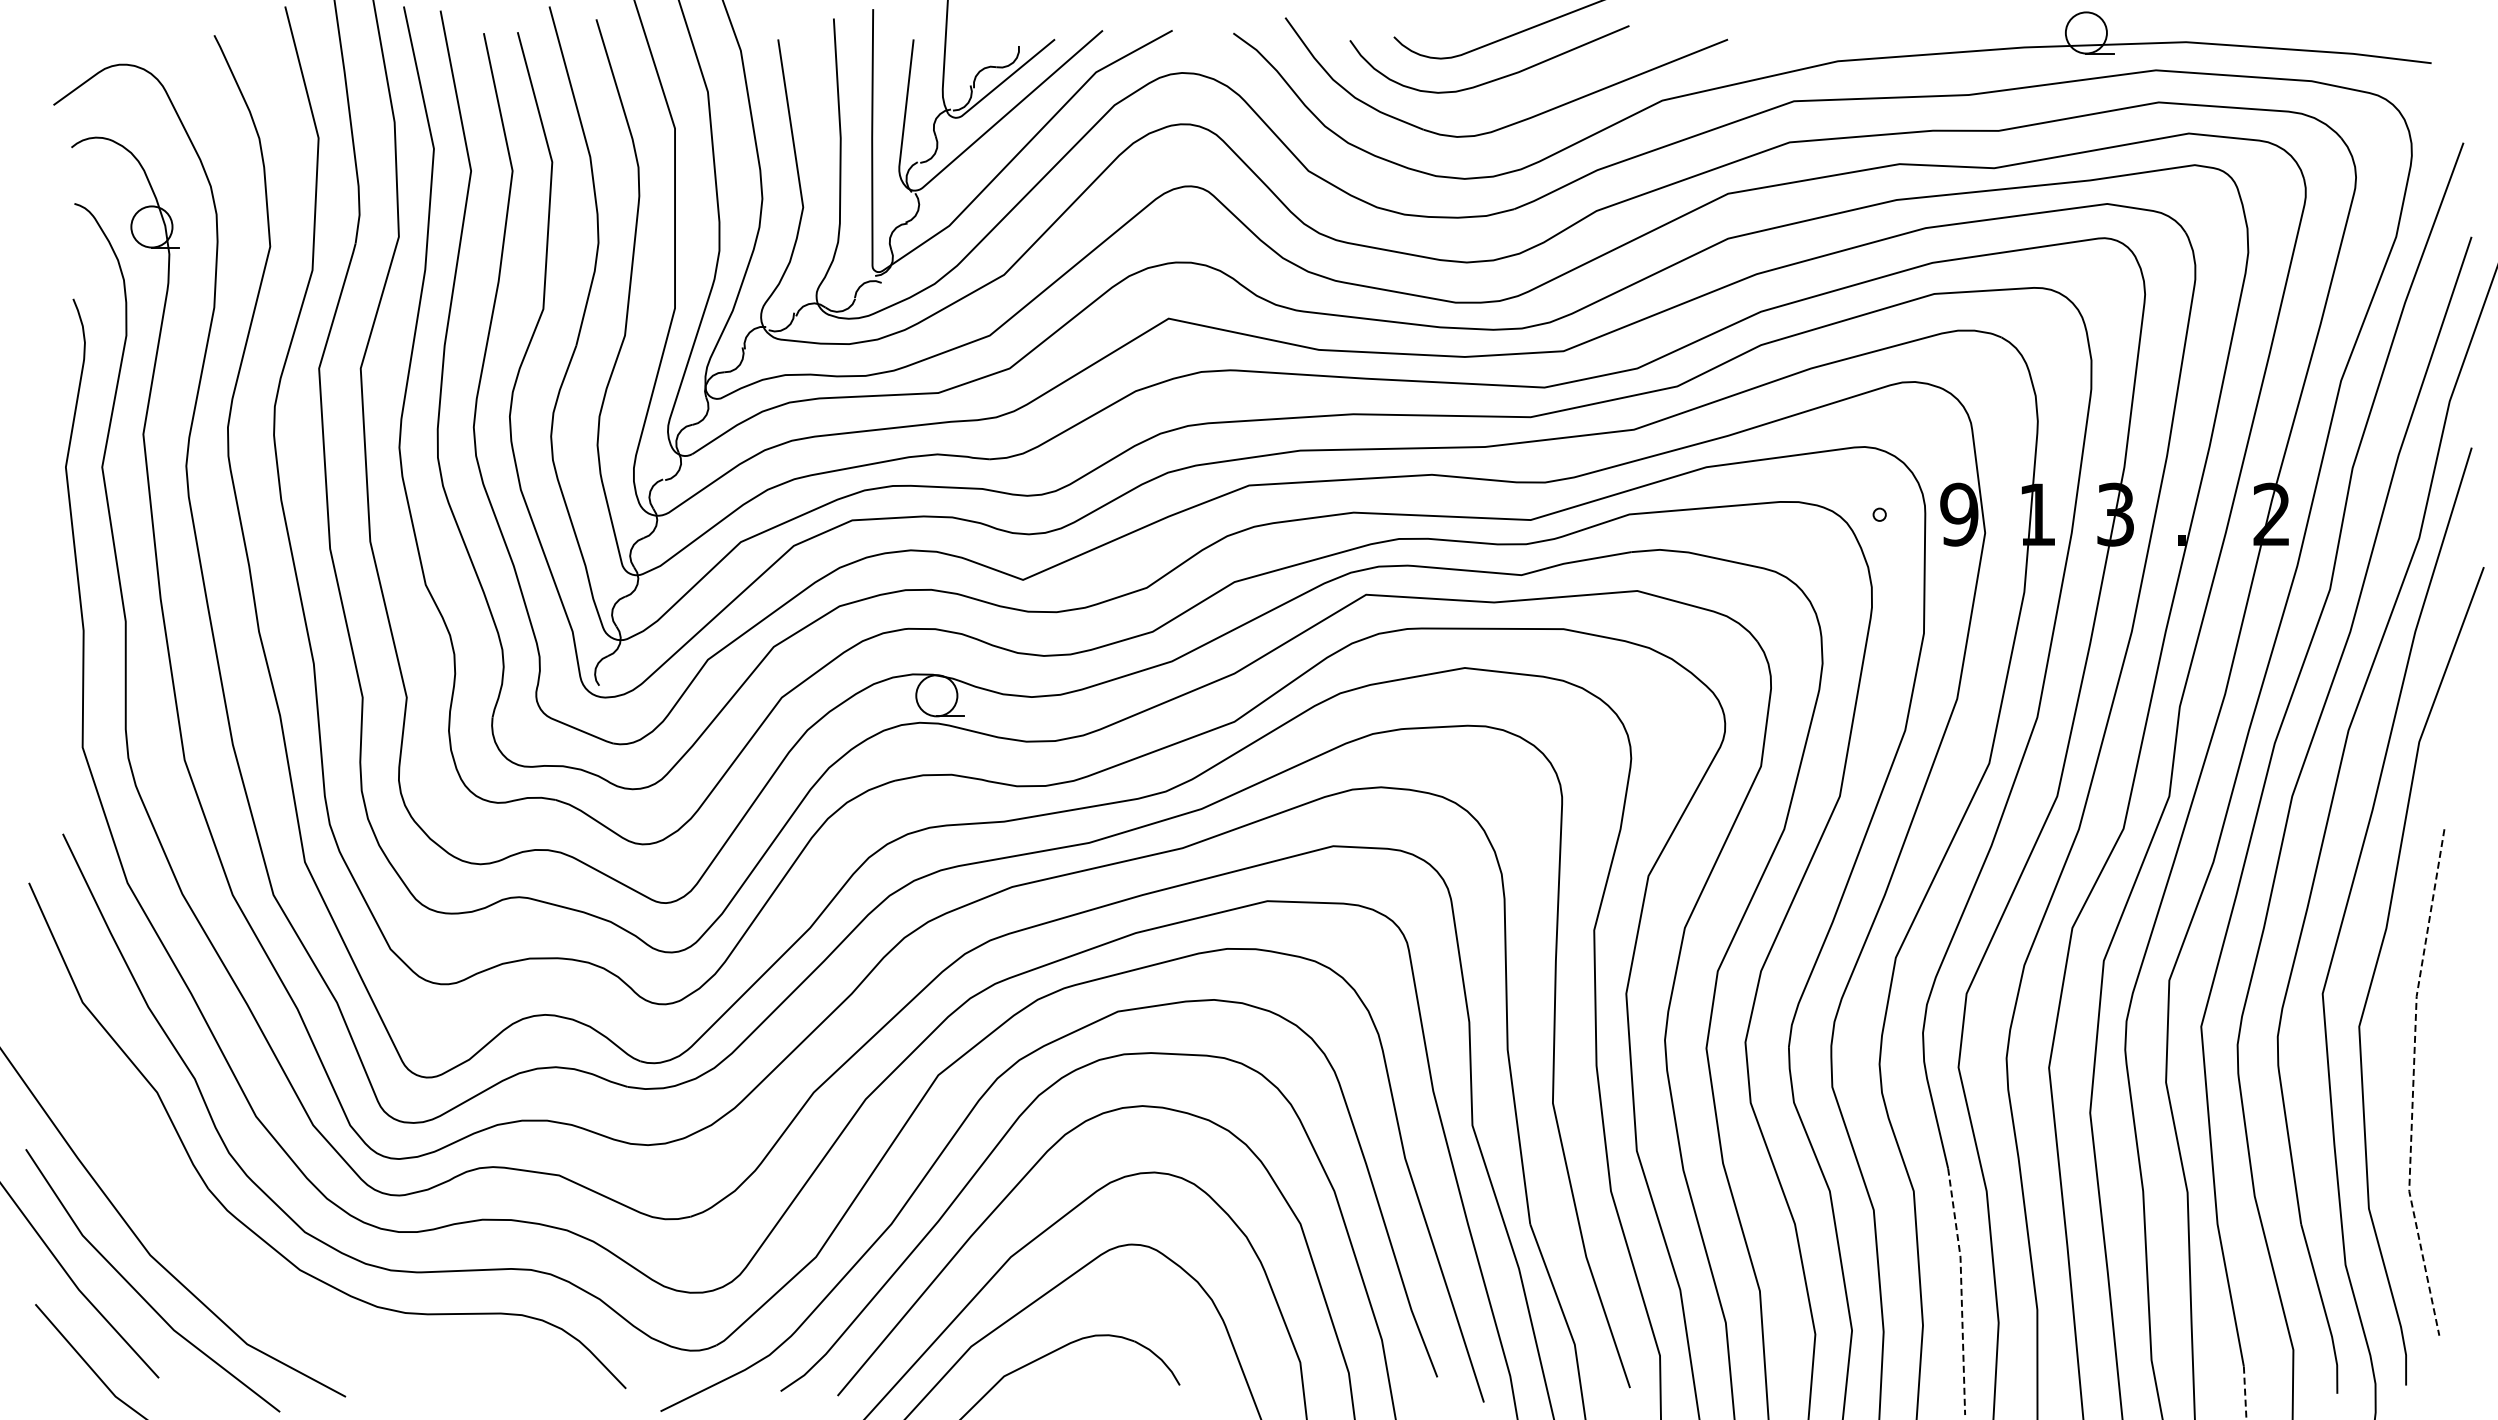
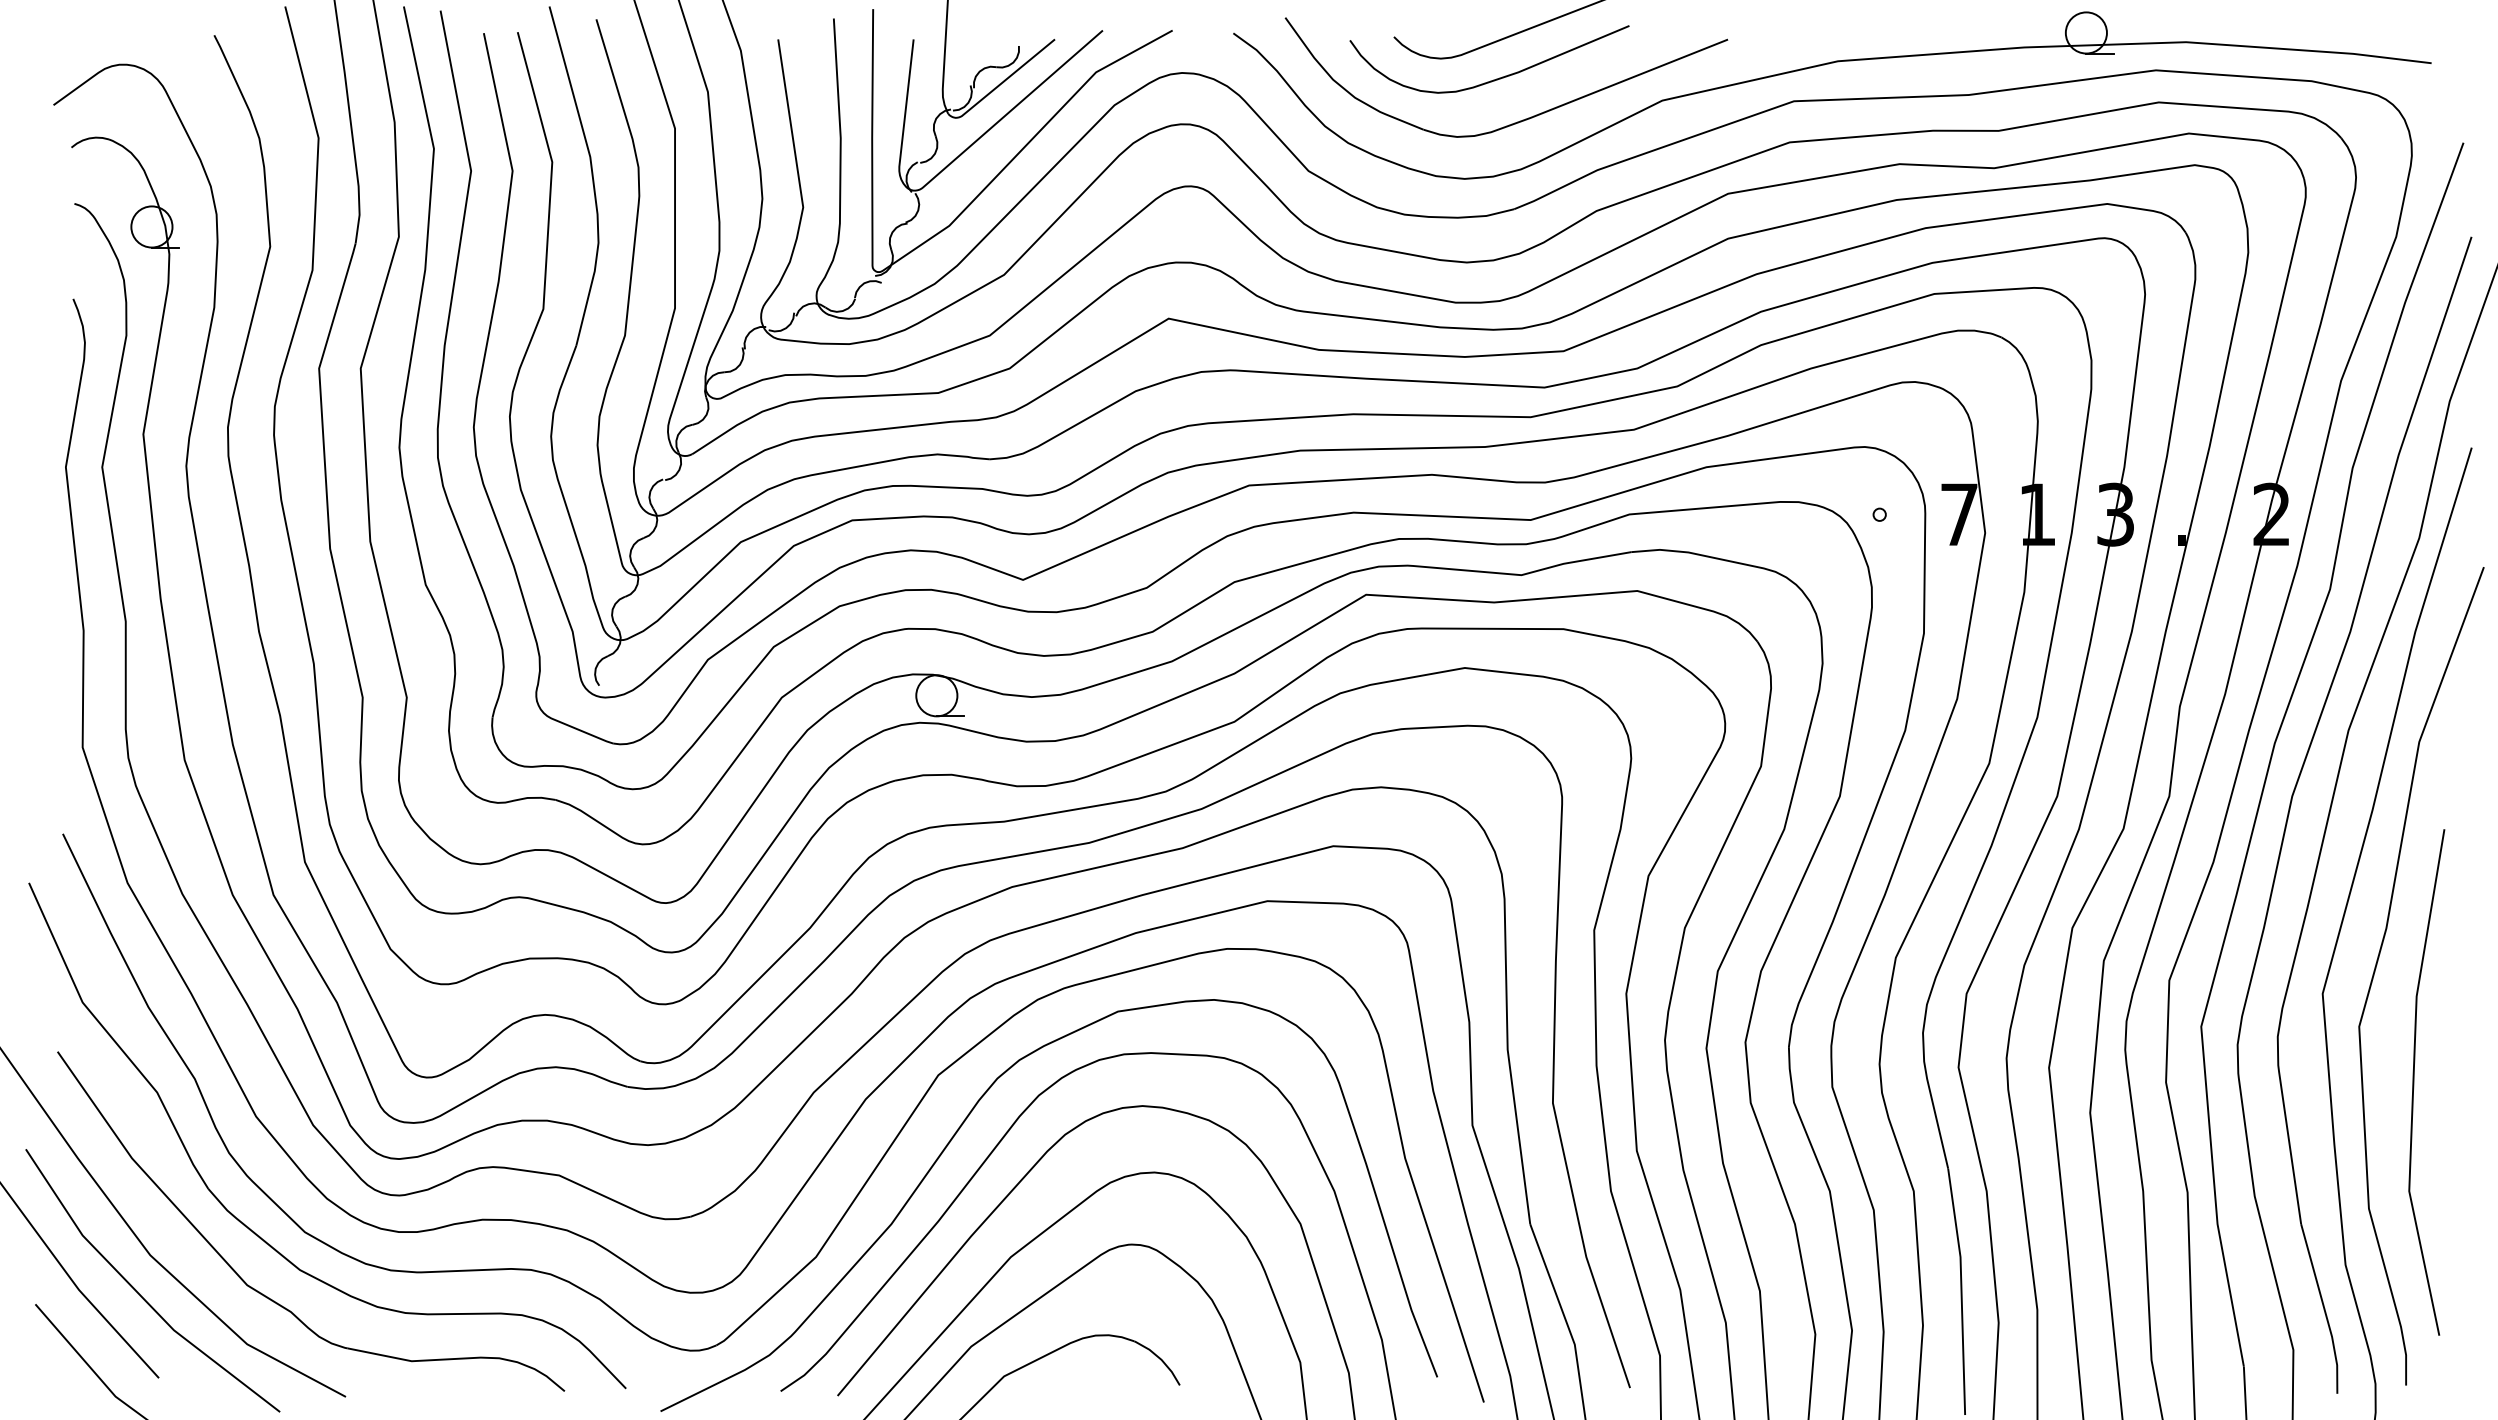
text: 9 -> 7 (1959, 514)
line: dashed -> solid (2413, 1083)
line: dashed -> solid (1961, 1290)
part: none -> present (266, 1295)
line: dashed -> solid (2245, 1393)
